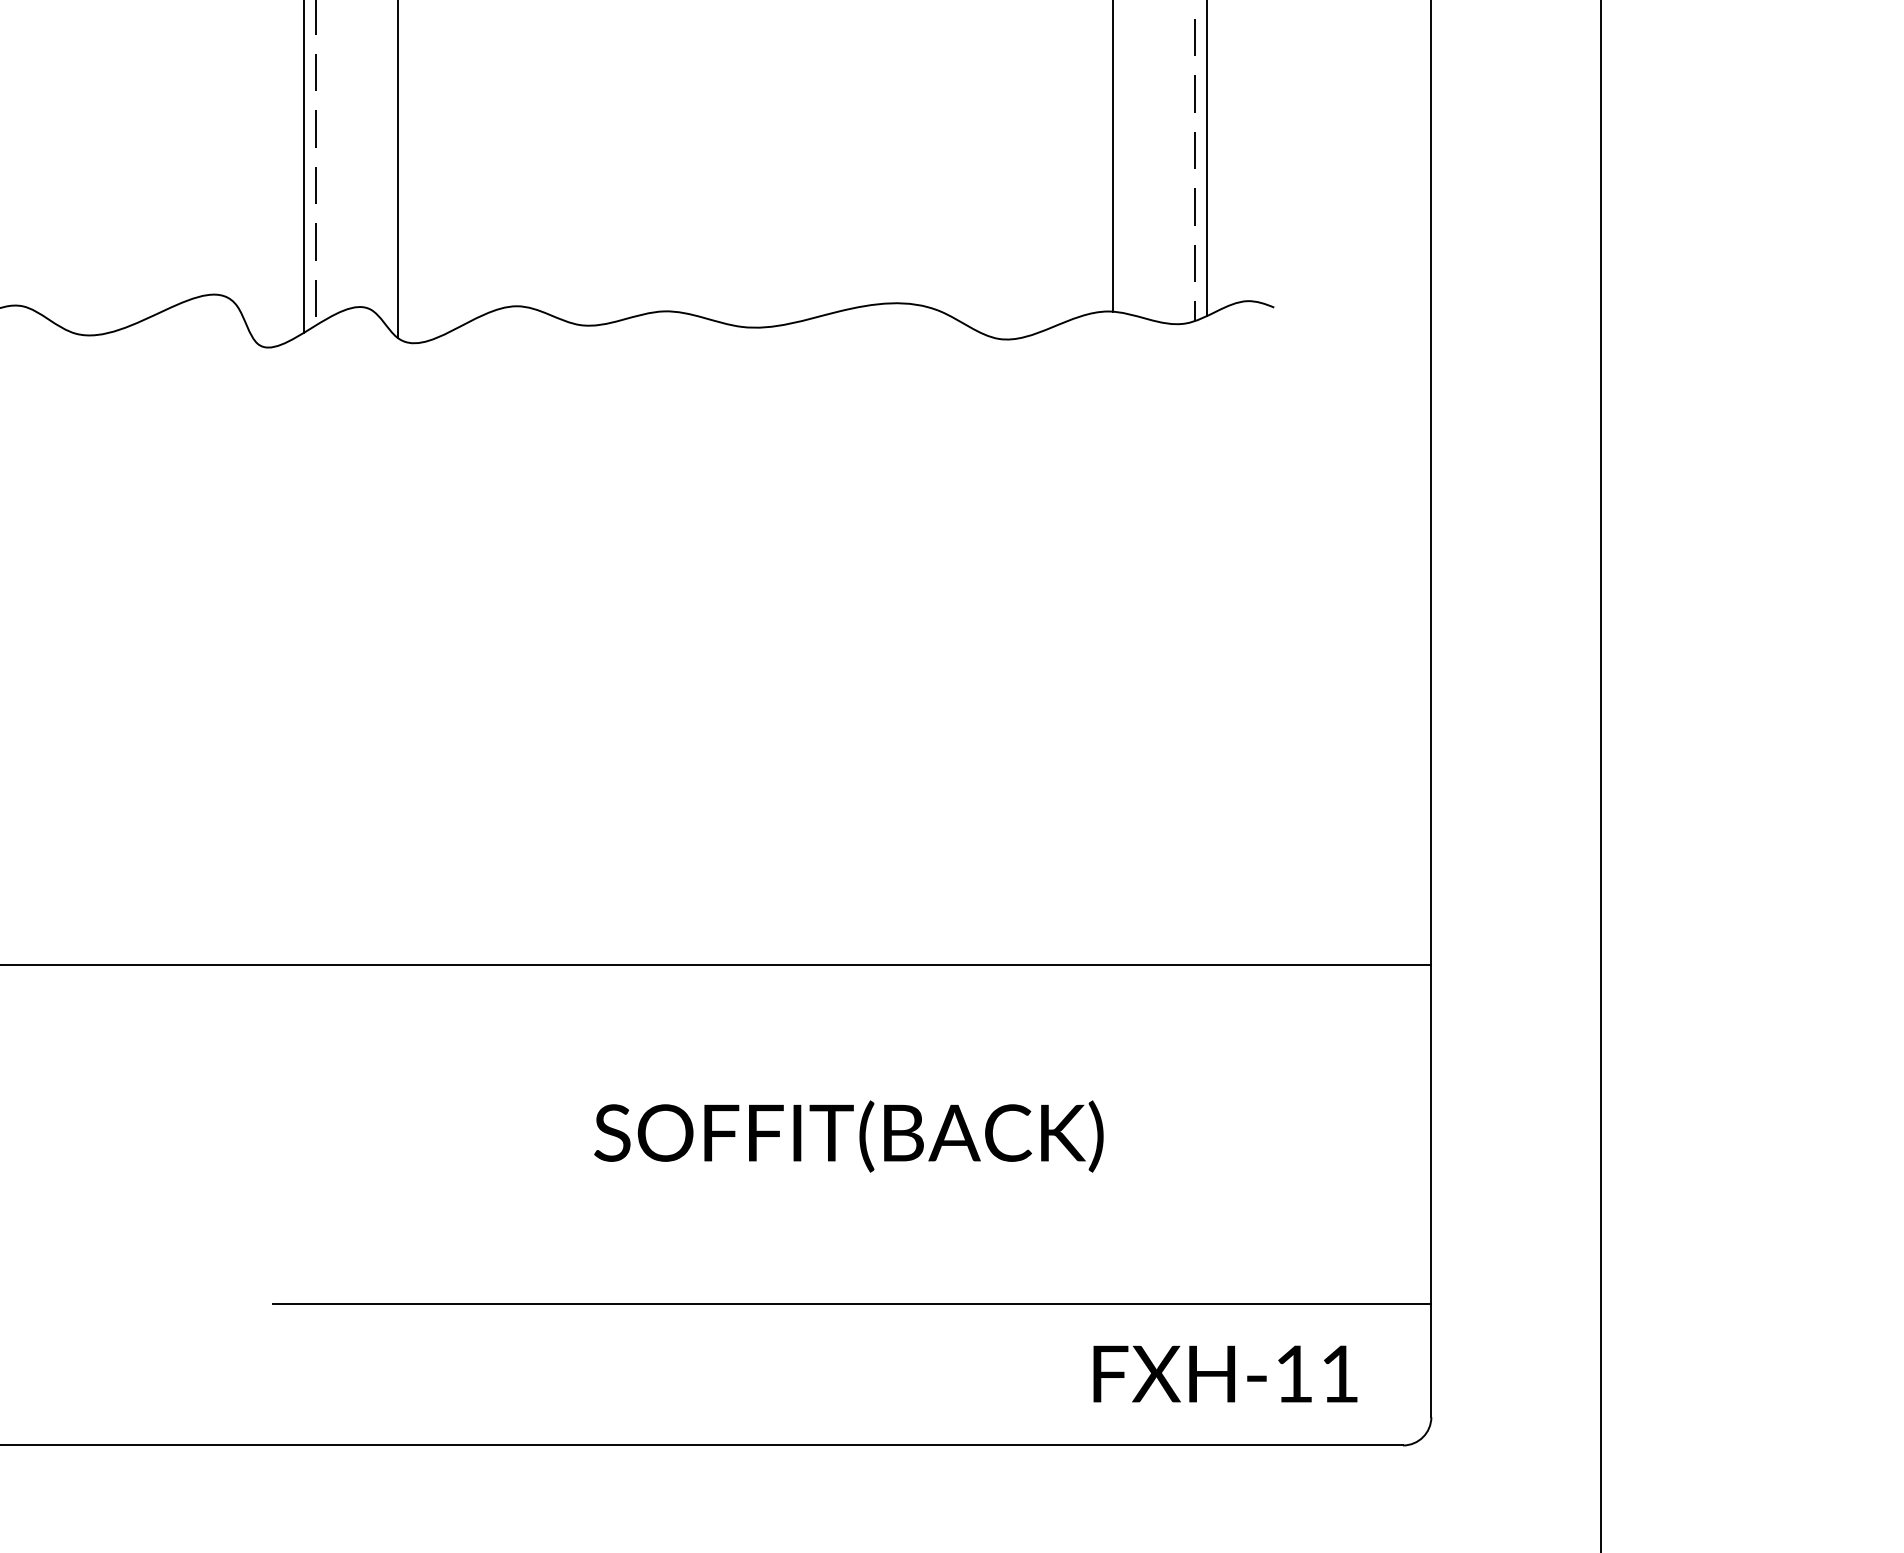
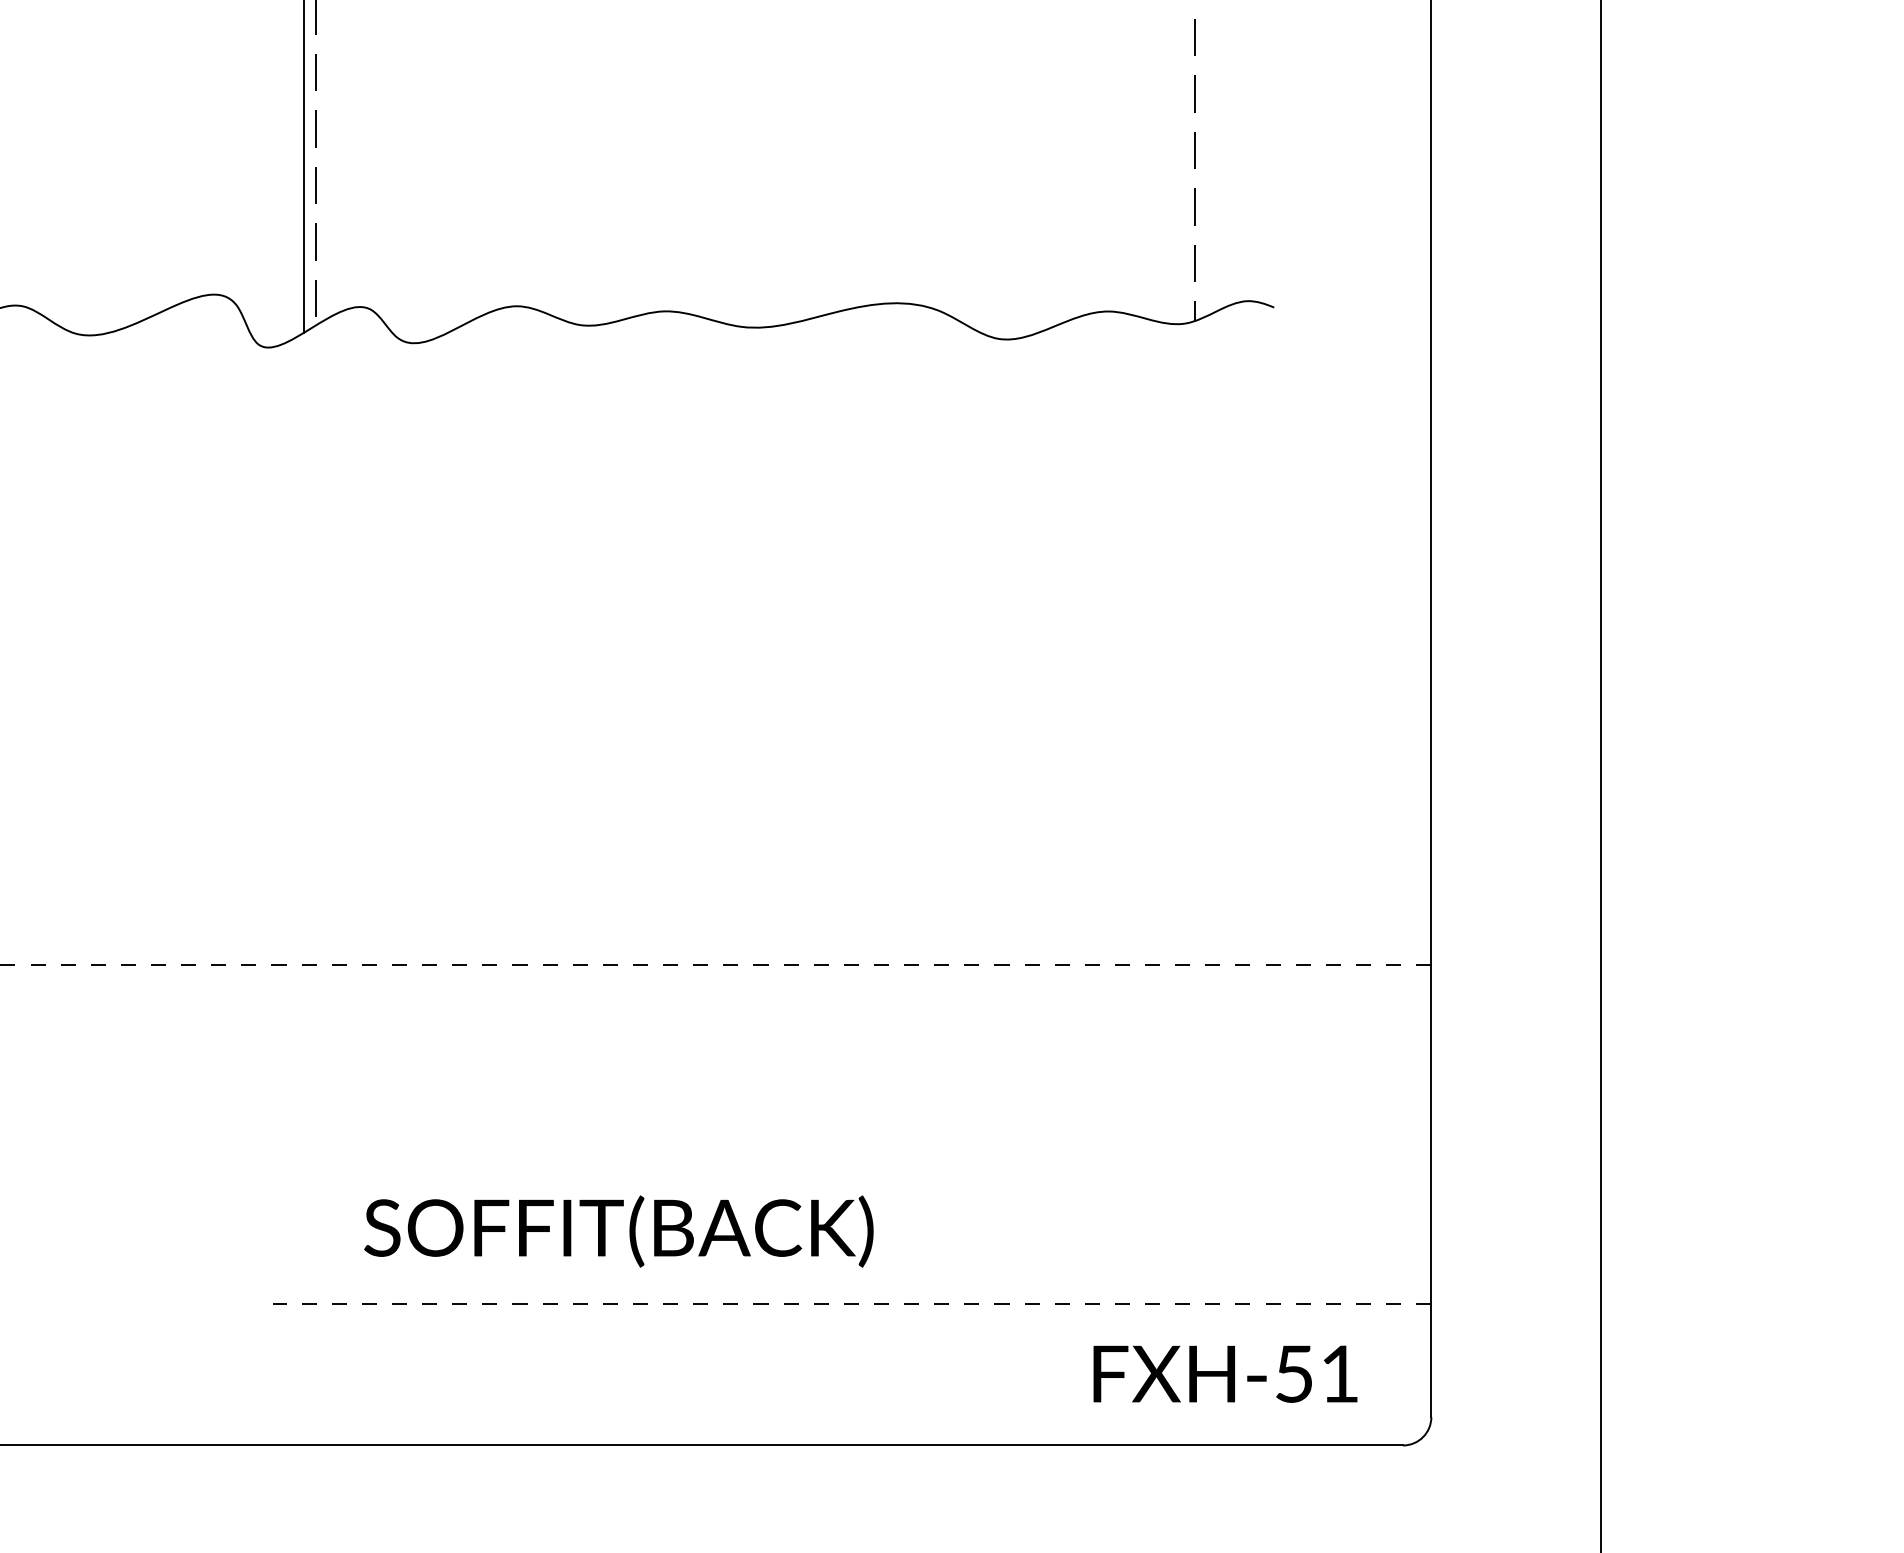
line: present -> none (1113, 156)
line: present -> none (1207, 158)
line: present -> none (397, 169)
line: solid -> dashed (715, 965)
text position: (848, 1136) -> (618, 1231) (618, 1231)
line: solid -> dashed (852, 1304)
text: FXH-11 -> FXH-51 (1293, 1373)
